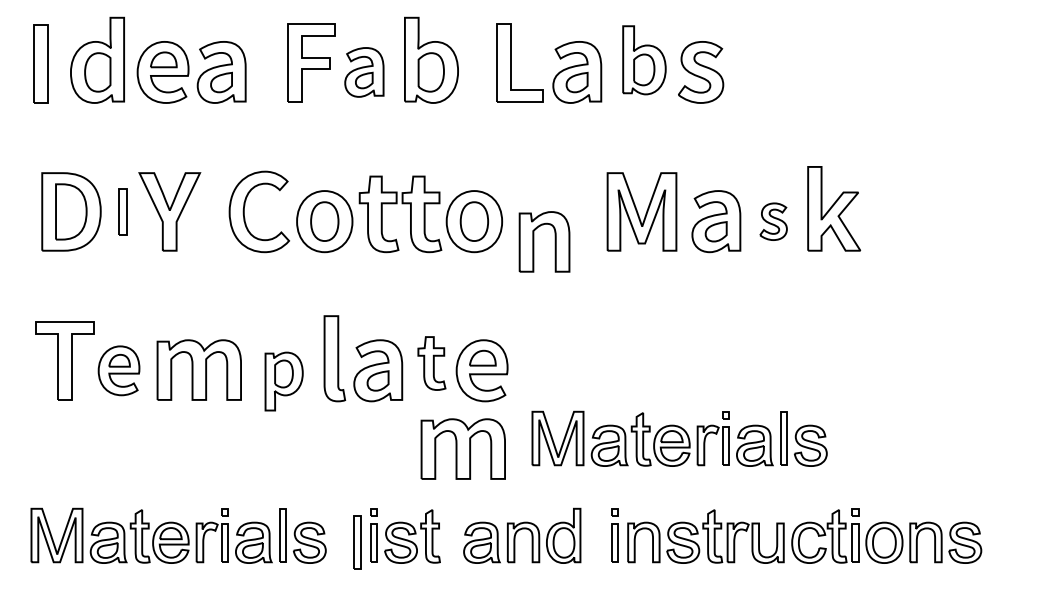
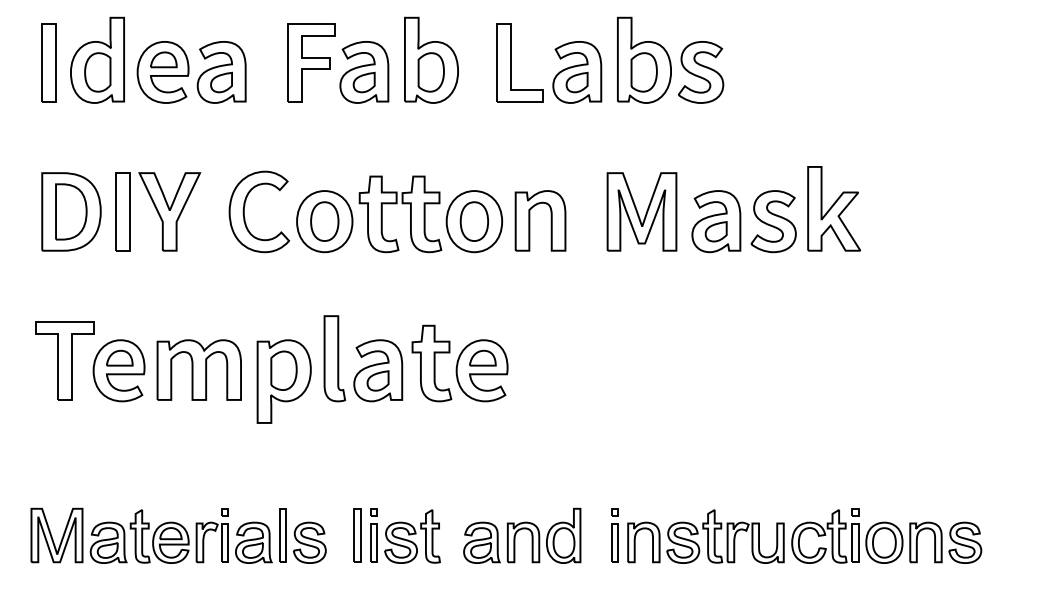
part size: 45x71 px -> 55x88 px (644, 59)
part position: (40, 63) -> (48, 62) (48, 62)
part size: 41x51 px -> 51x63 px (364, 72)
part size: 10x48 px -> 16x80 px (122, 211)
part size: 29x39 px -> 47x64 px (773, 221)
part position: (534, 241) -> (530, 220) (530, 220)
part size: 30x55 px -> 42x79 px (431, 363)
part size: 44x52 px -> 54x64 px (118, 370)
part size: 40x61 px -> 56x85 px (283, 381)
part: present -> none (679, 438)
part: present -> none (462, 448)
part position: (357, 542) -> (357, 535) (357, 535)
